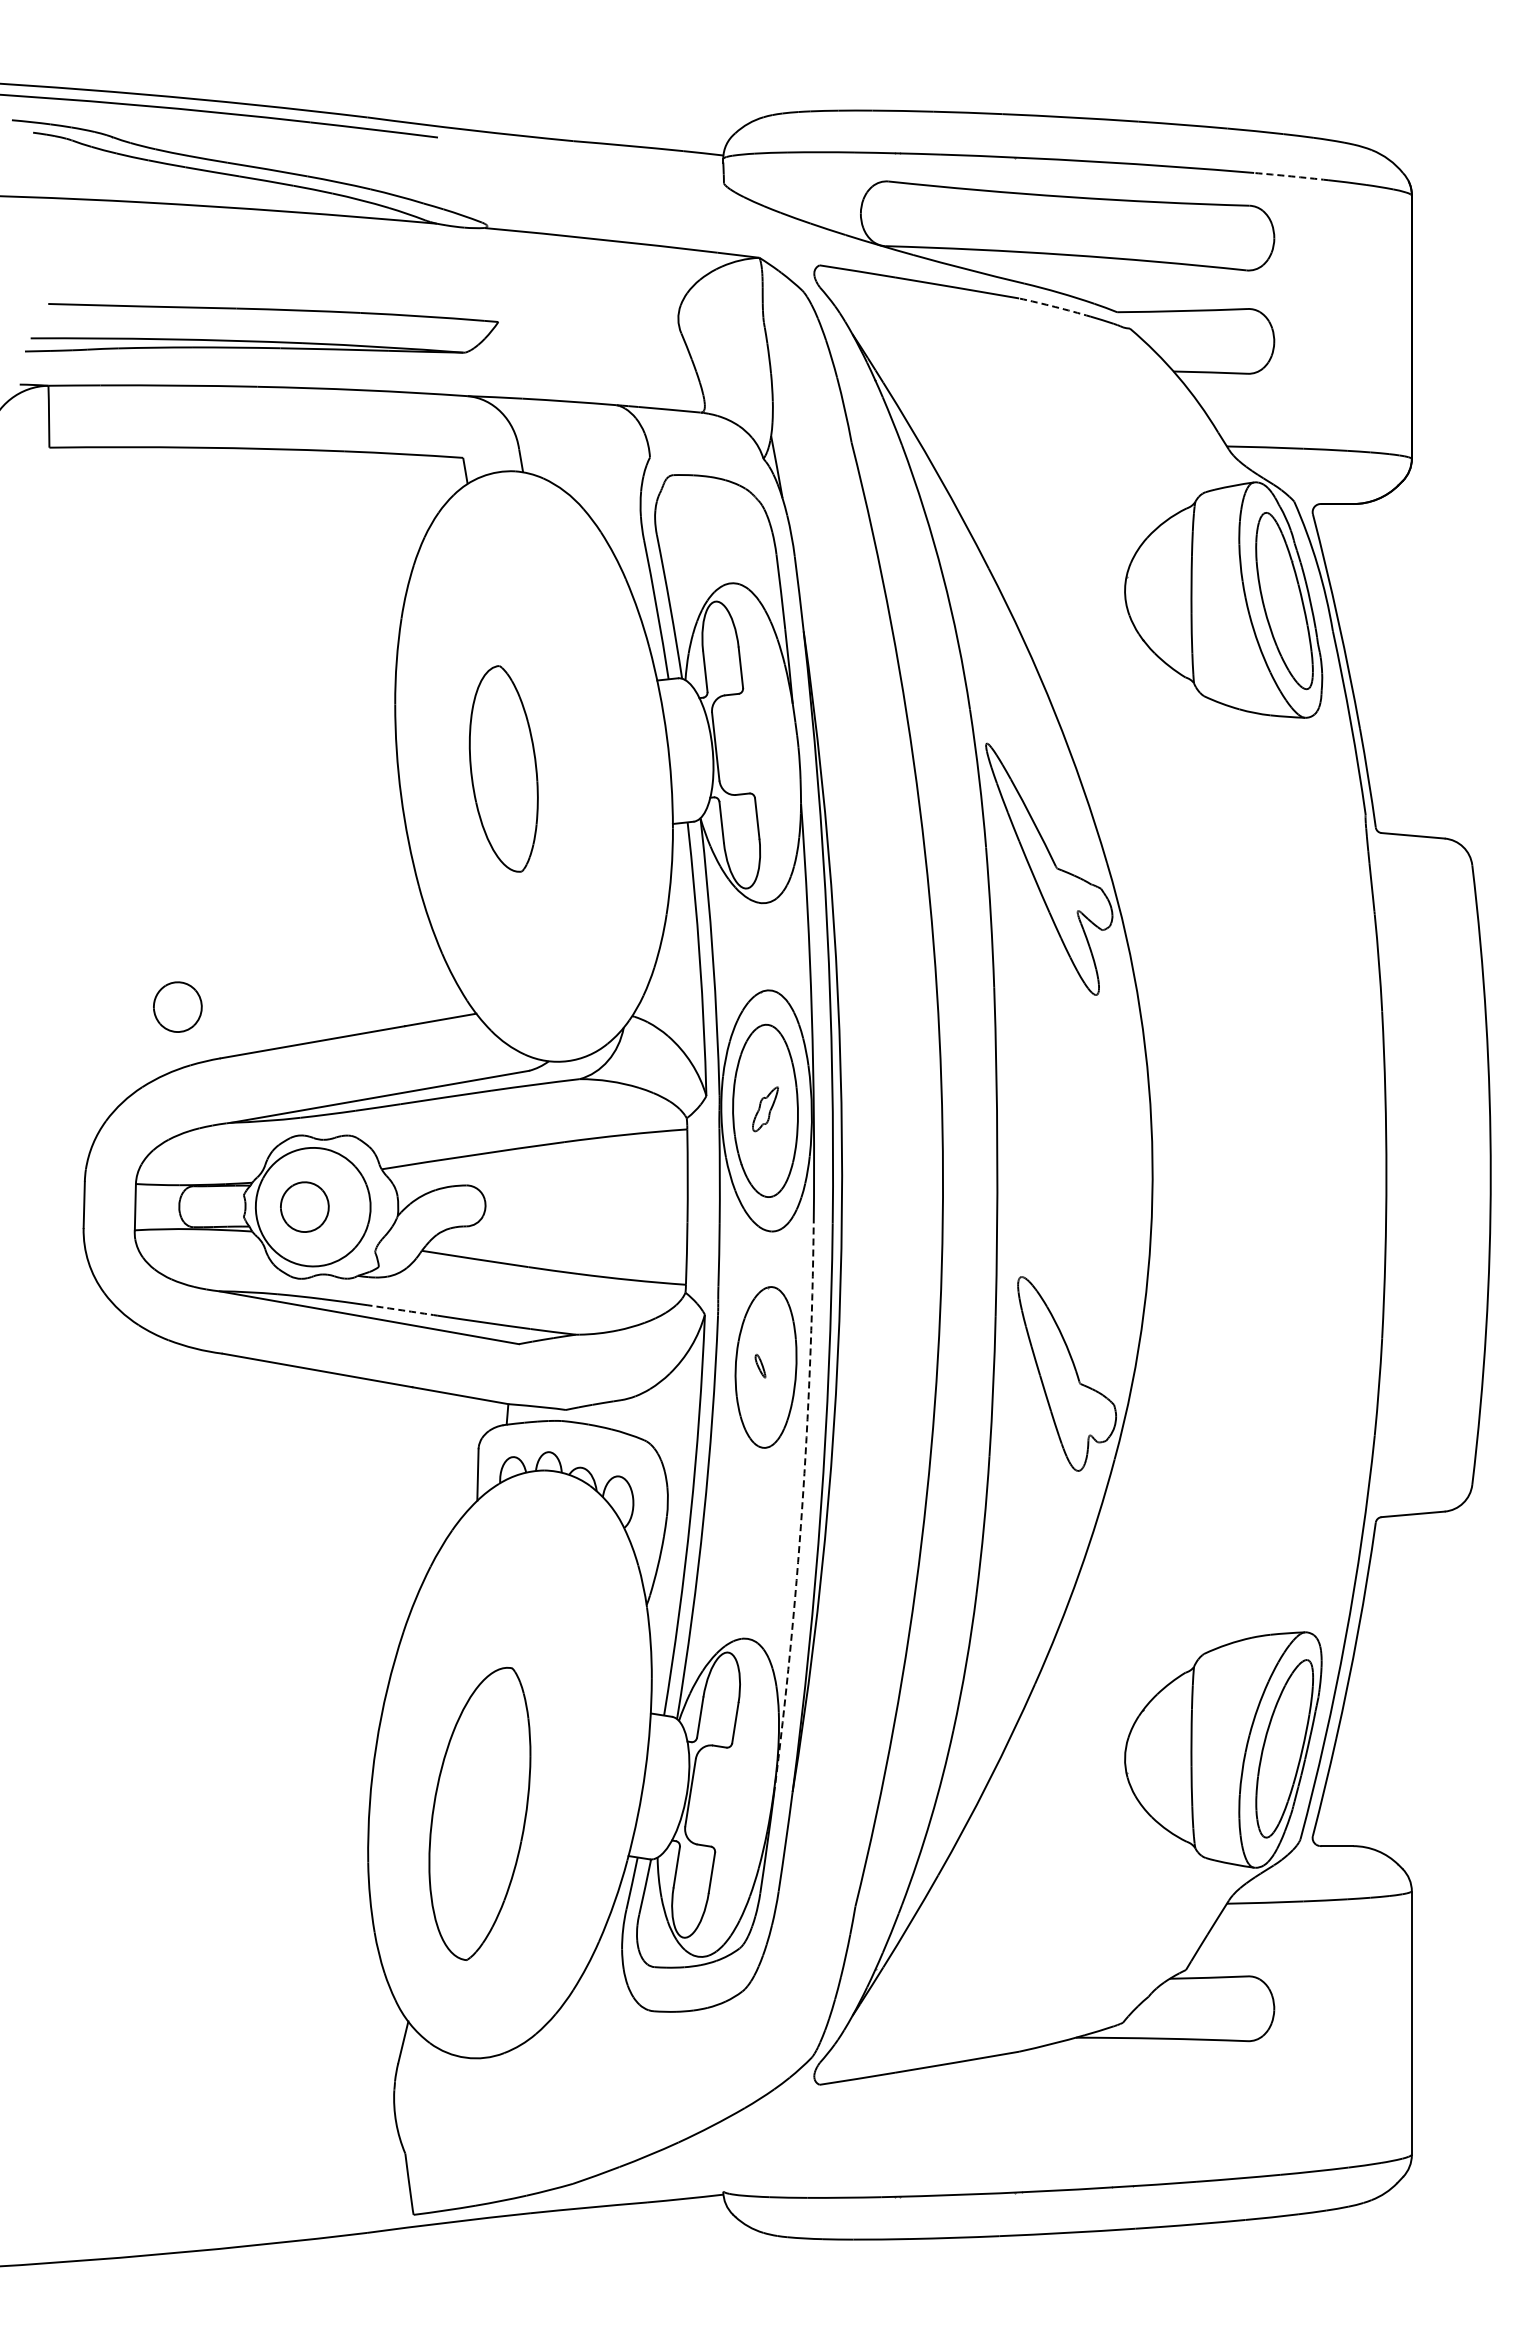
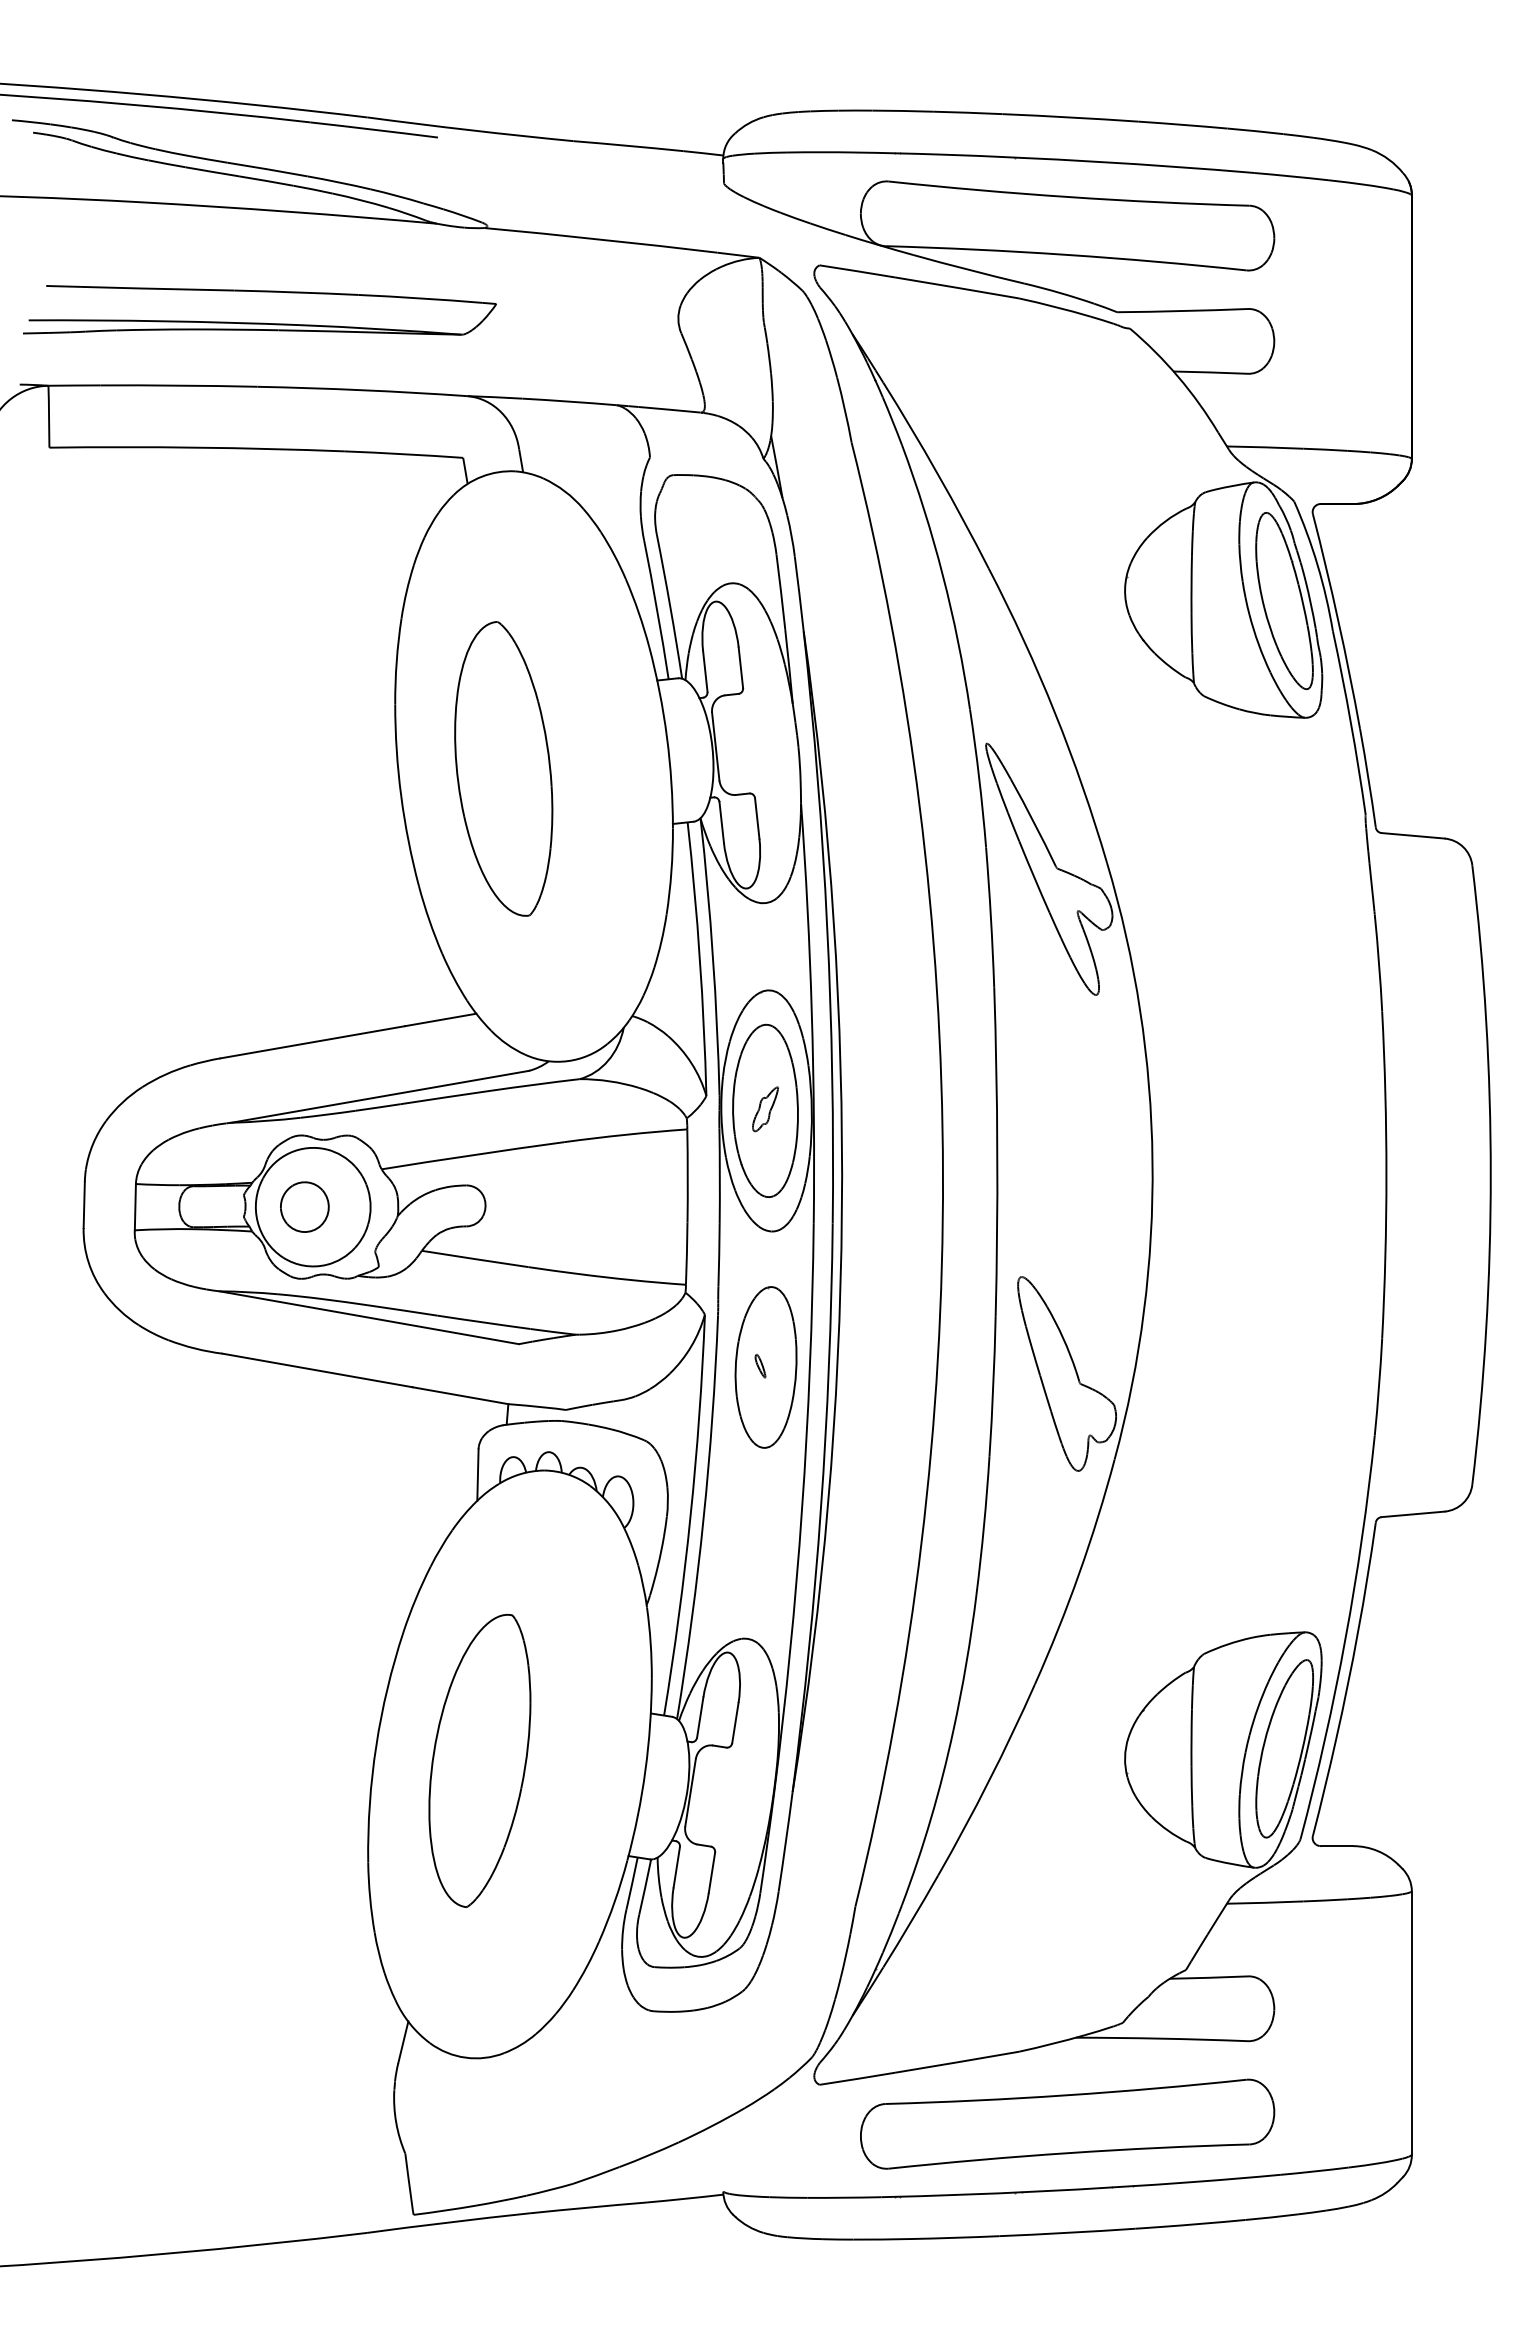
arc: dashed -> solid (1291, 176)
arc: dashed -> solid (1055, 306)
part position: (261, 340) -> (259, 322) (259, 322)
part size: 71x208 px -> 100x296 px (503, 768)
part: present -> none (177, 1006)
arc: dashed -> solid (402, 1310)
arc: dashed -> solid (802, 1509)
part position: (479, 1813) -> (479, 1760) (479, 1760)
part: none -> present (1067, 2123)
